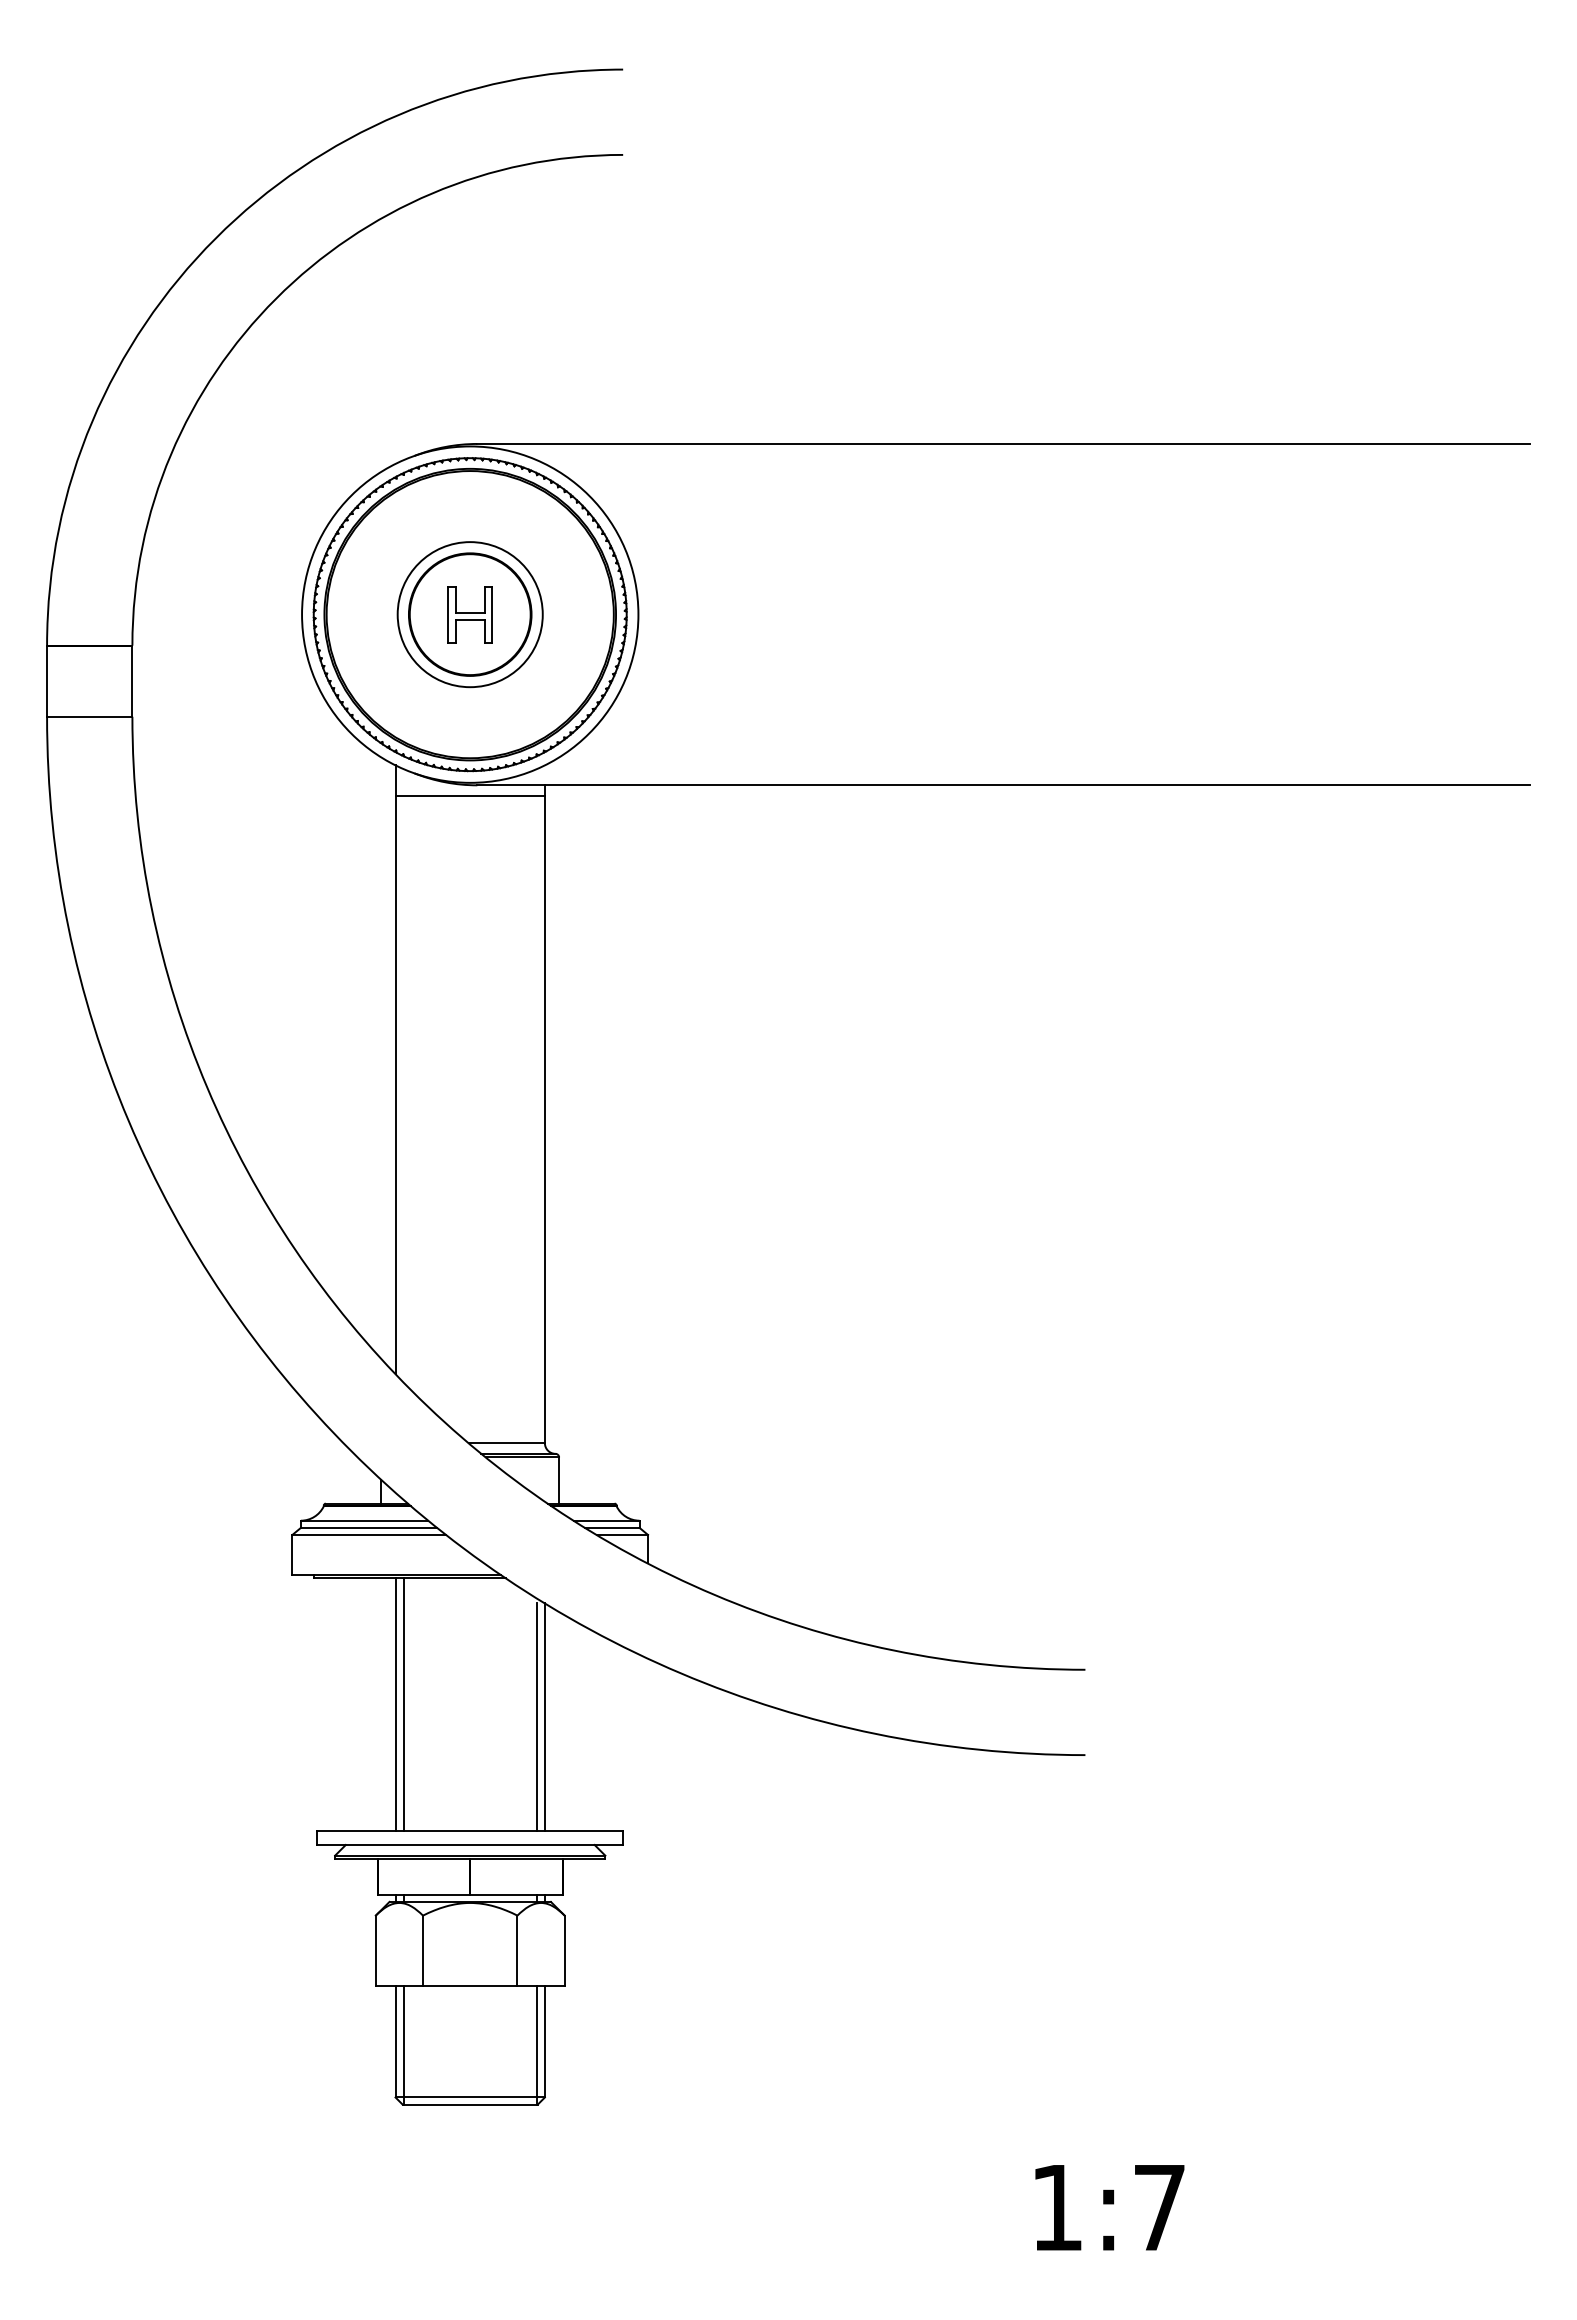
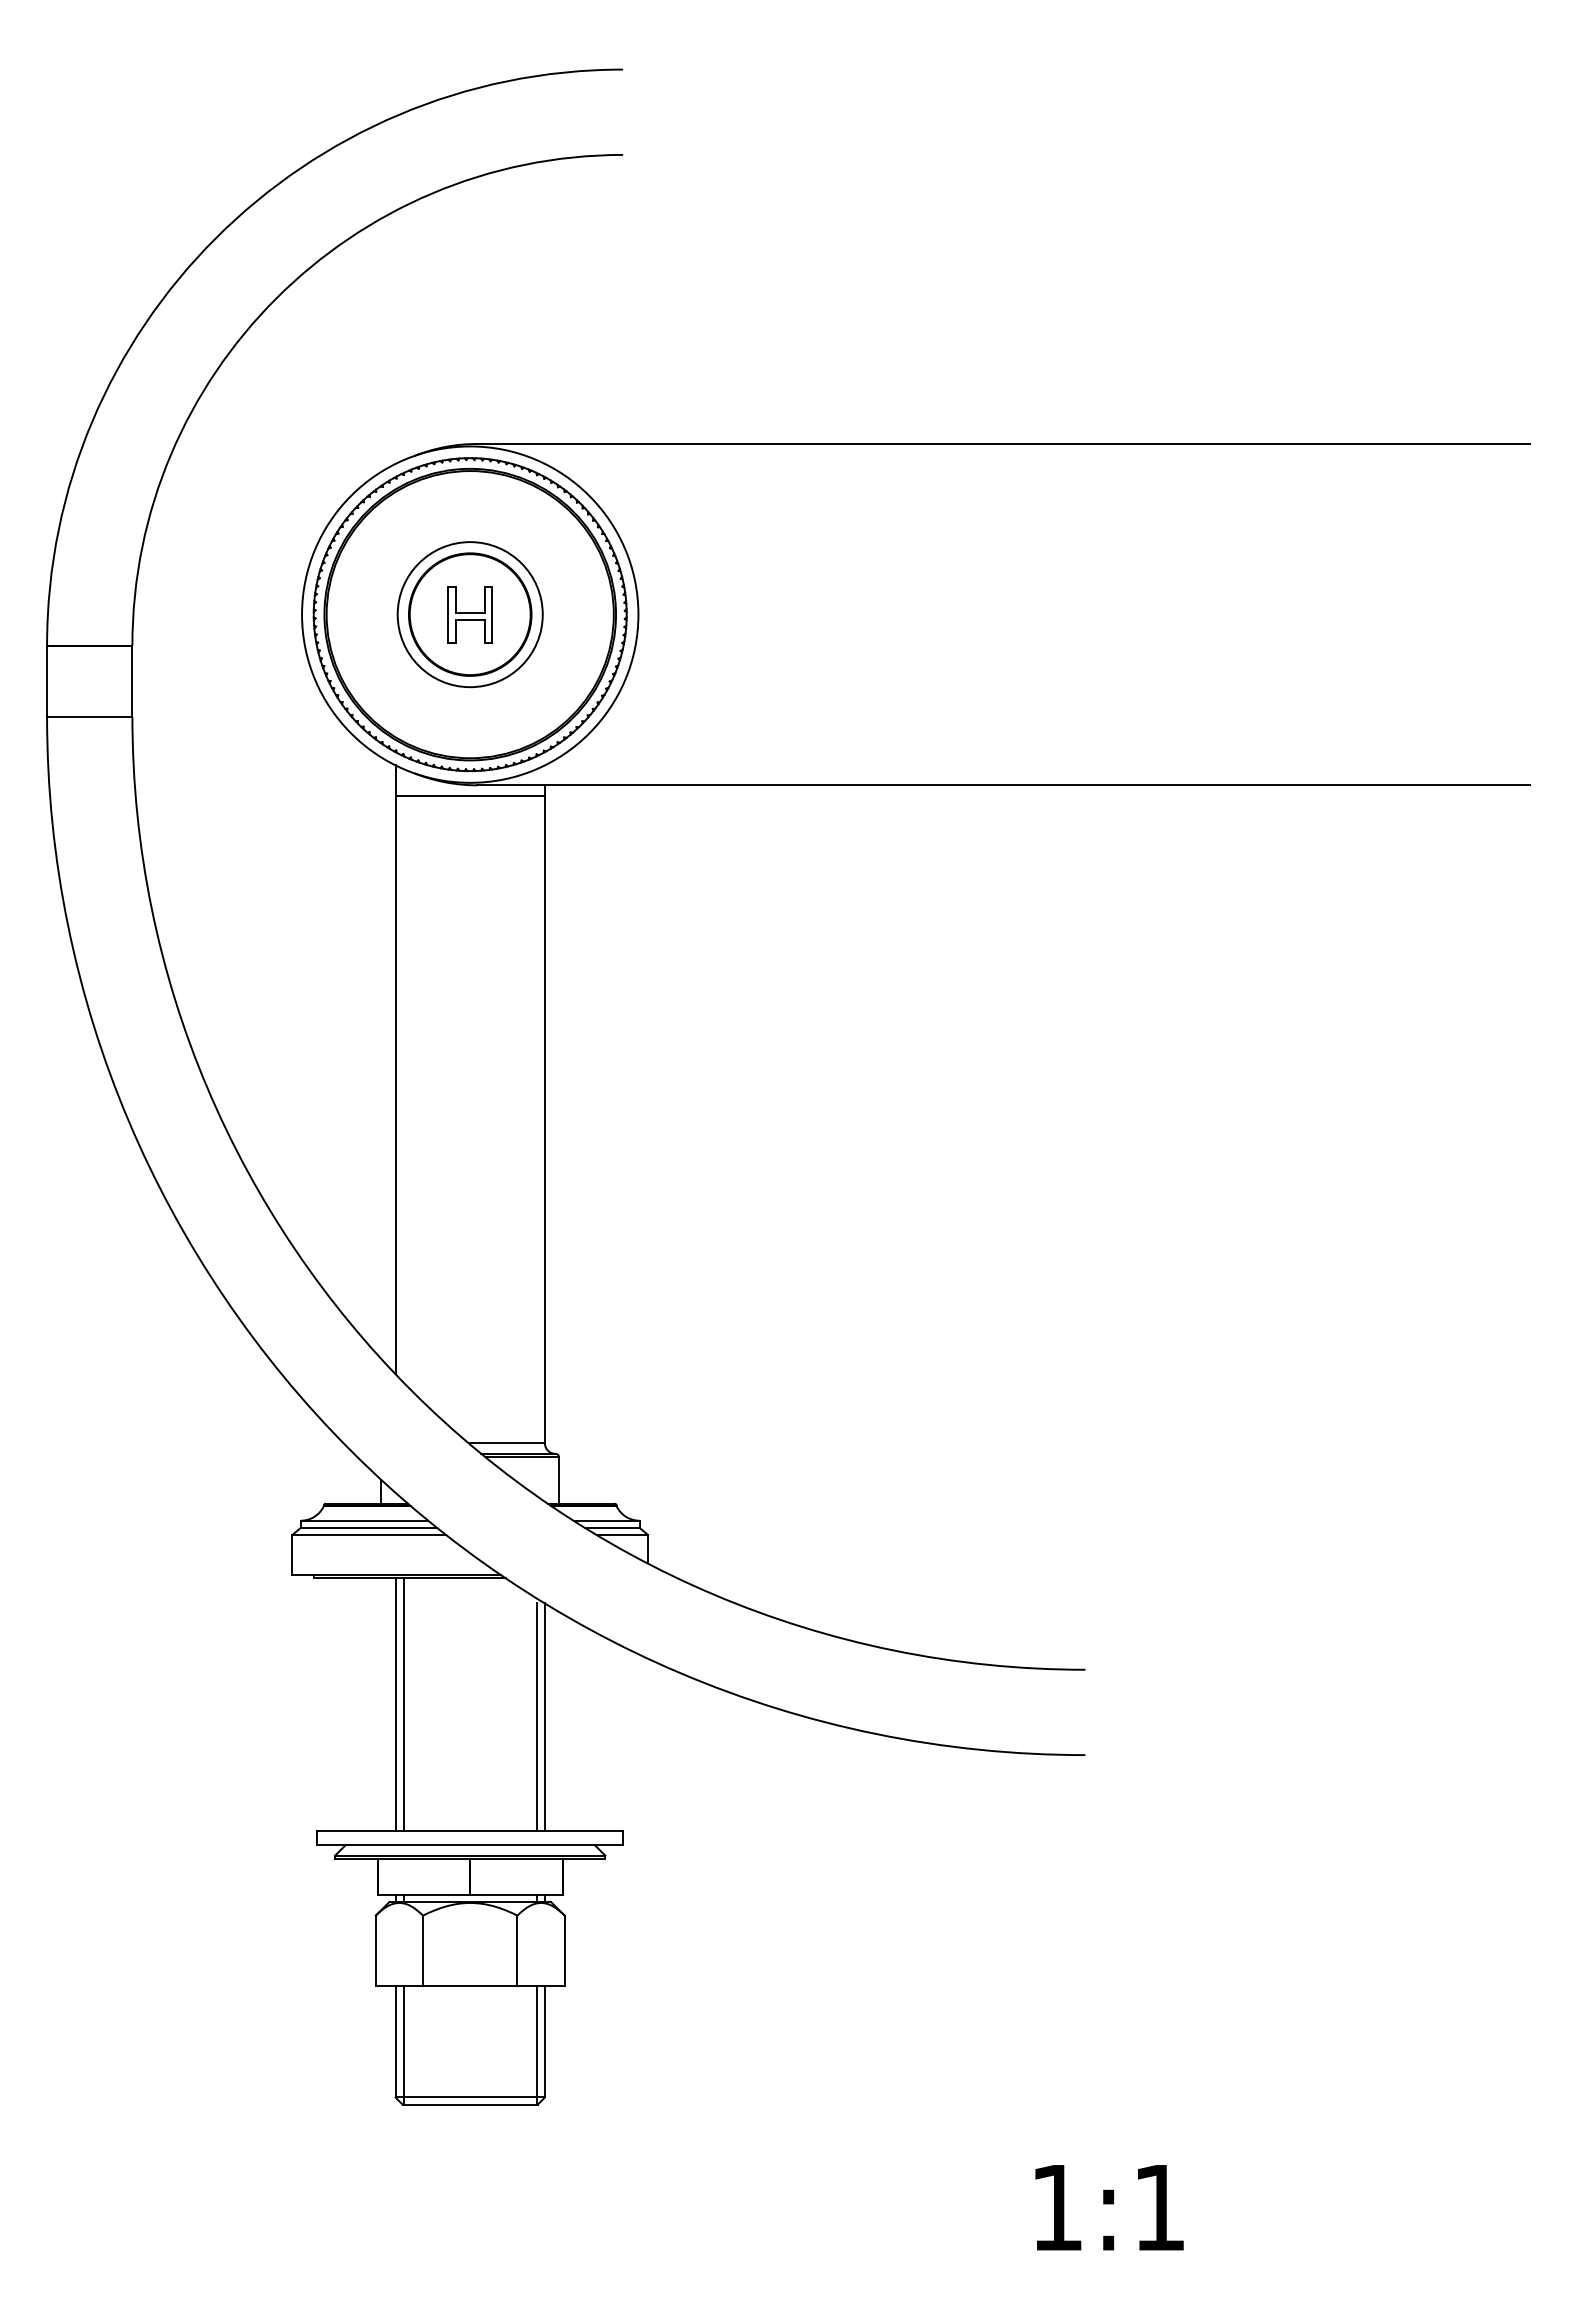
text: 1:7 -> 1:1 (1159, 2207)
